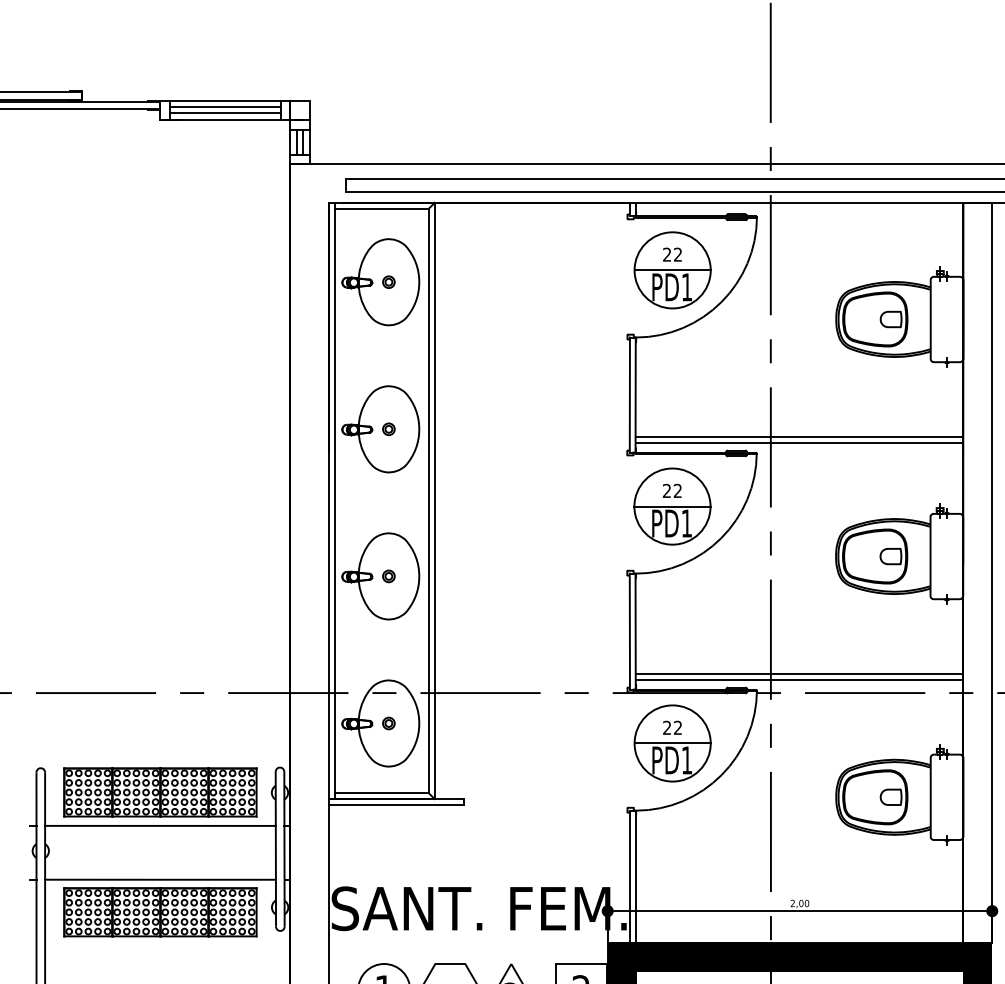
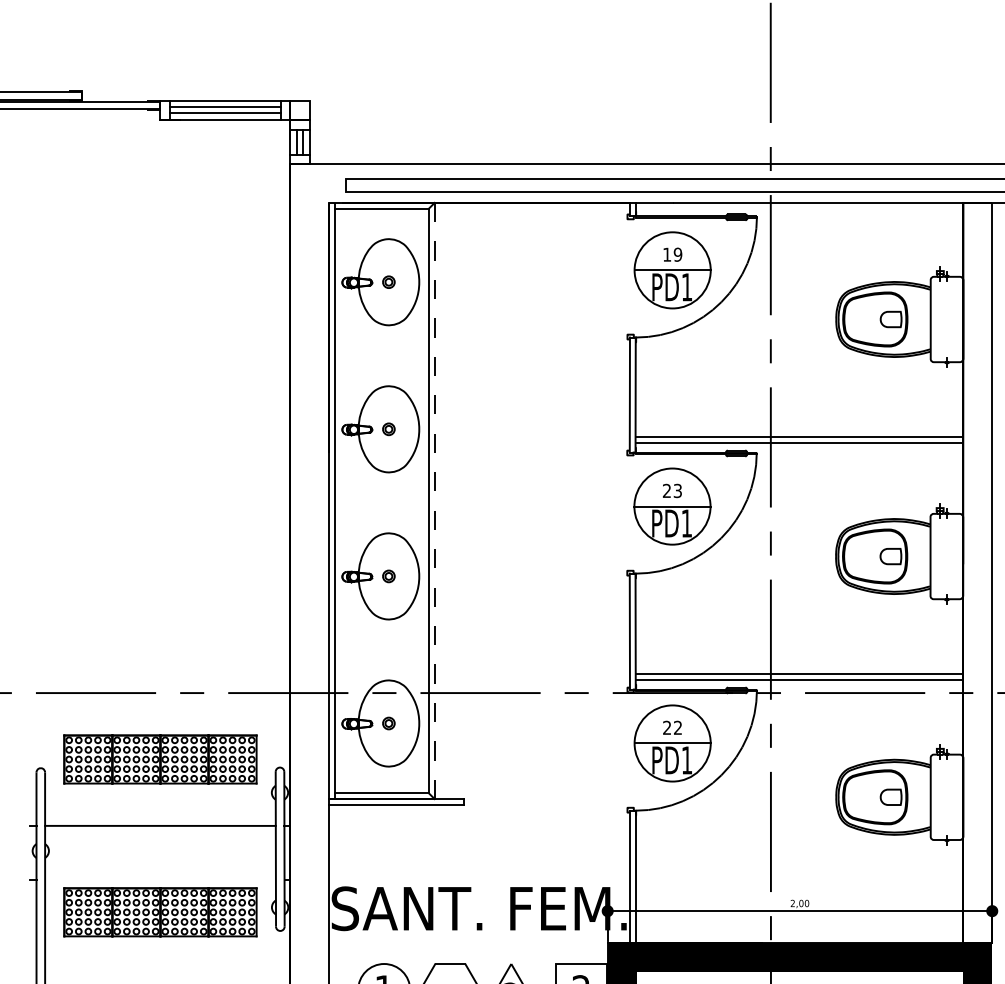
text: 22 -> 19 (672, 254)
text: 22 -> 23 (677, 491)
line: solid -> dashed (434, 500)
part position: (160, 792) -> (160, 759) (160, 759)
line: present -> none (160, 879)
